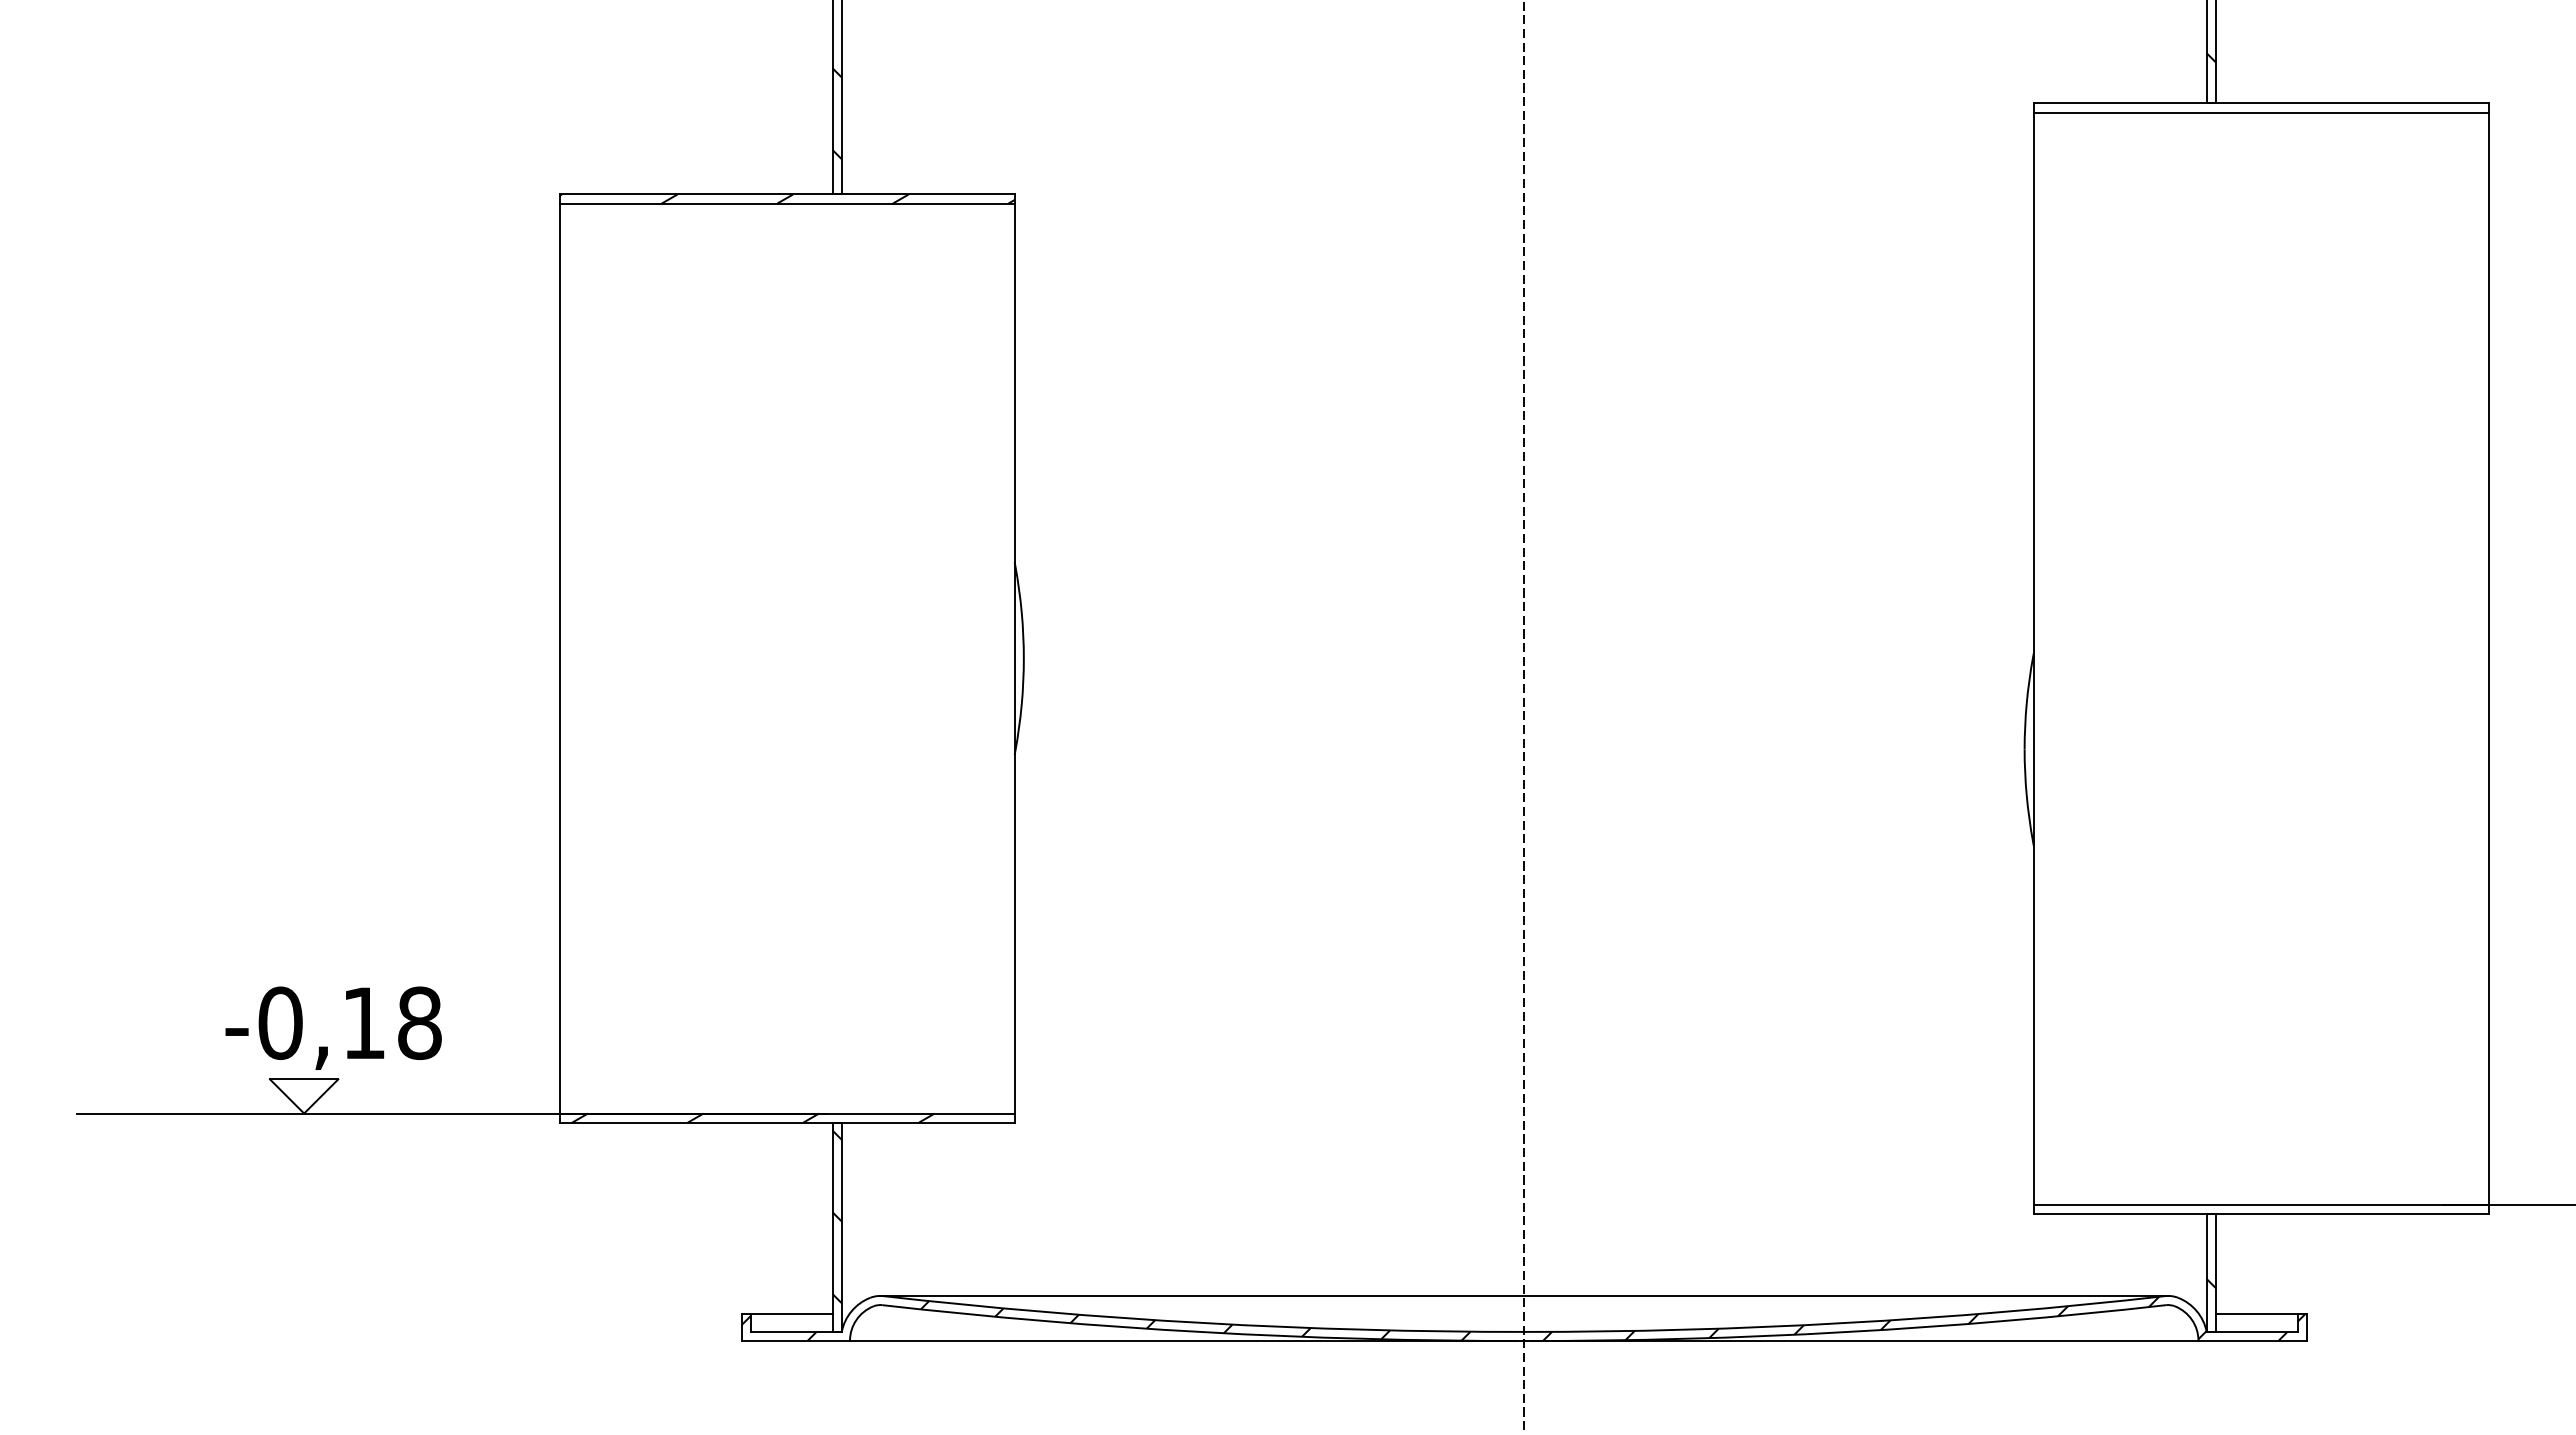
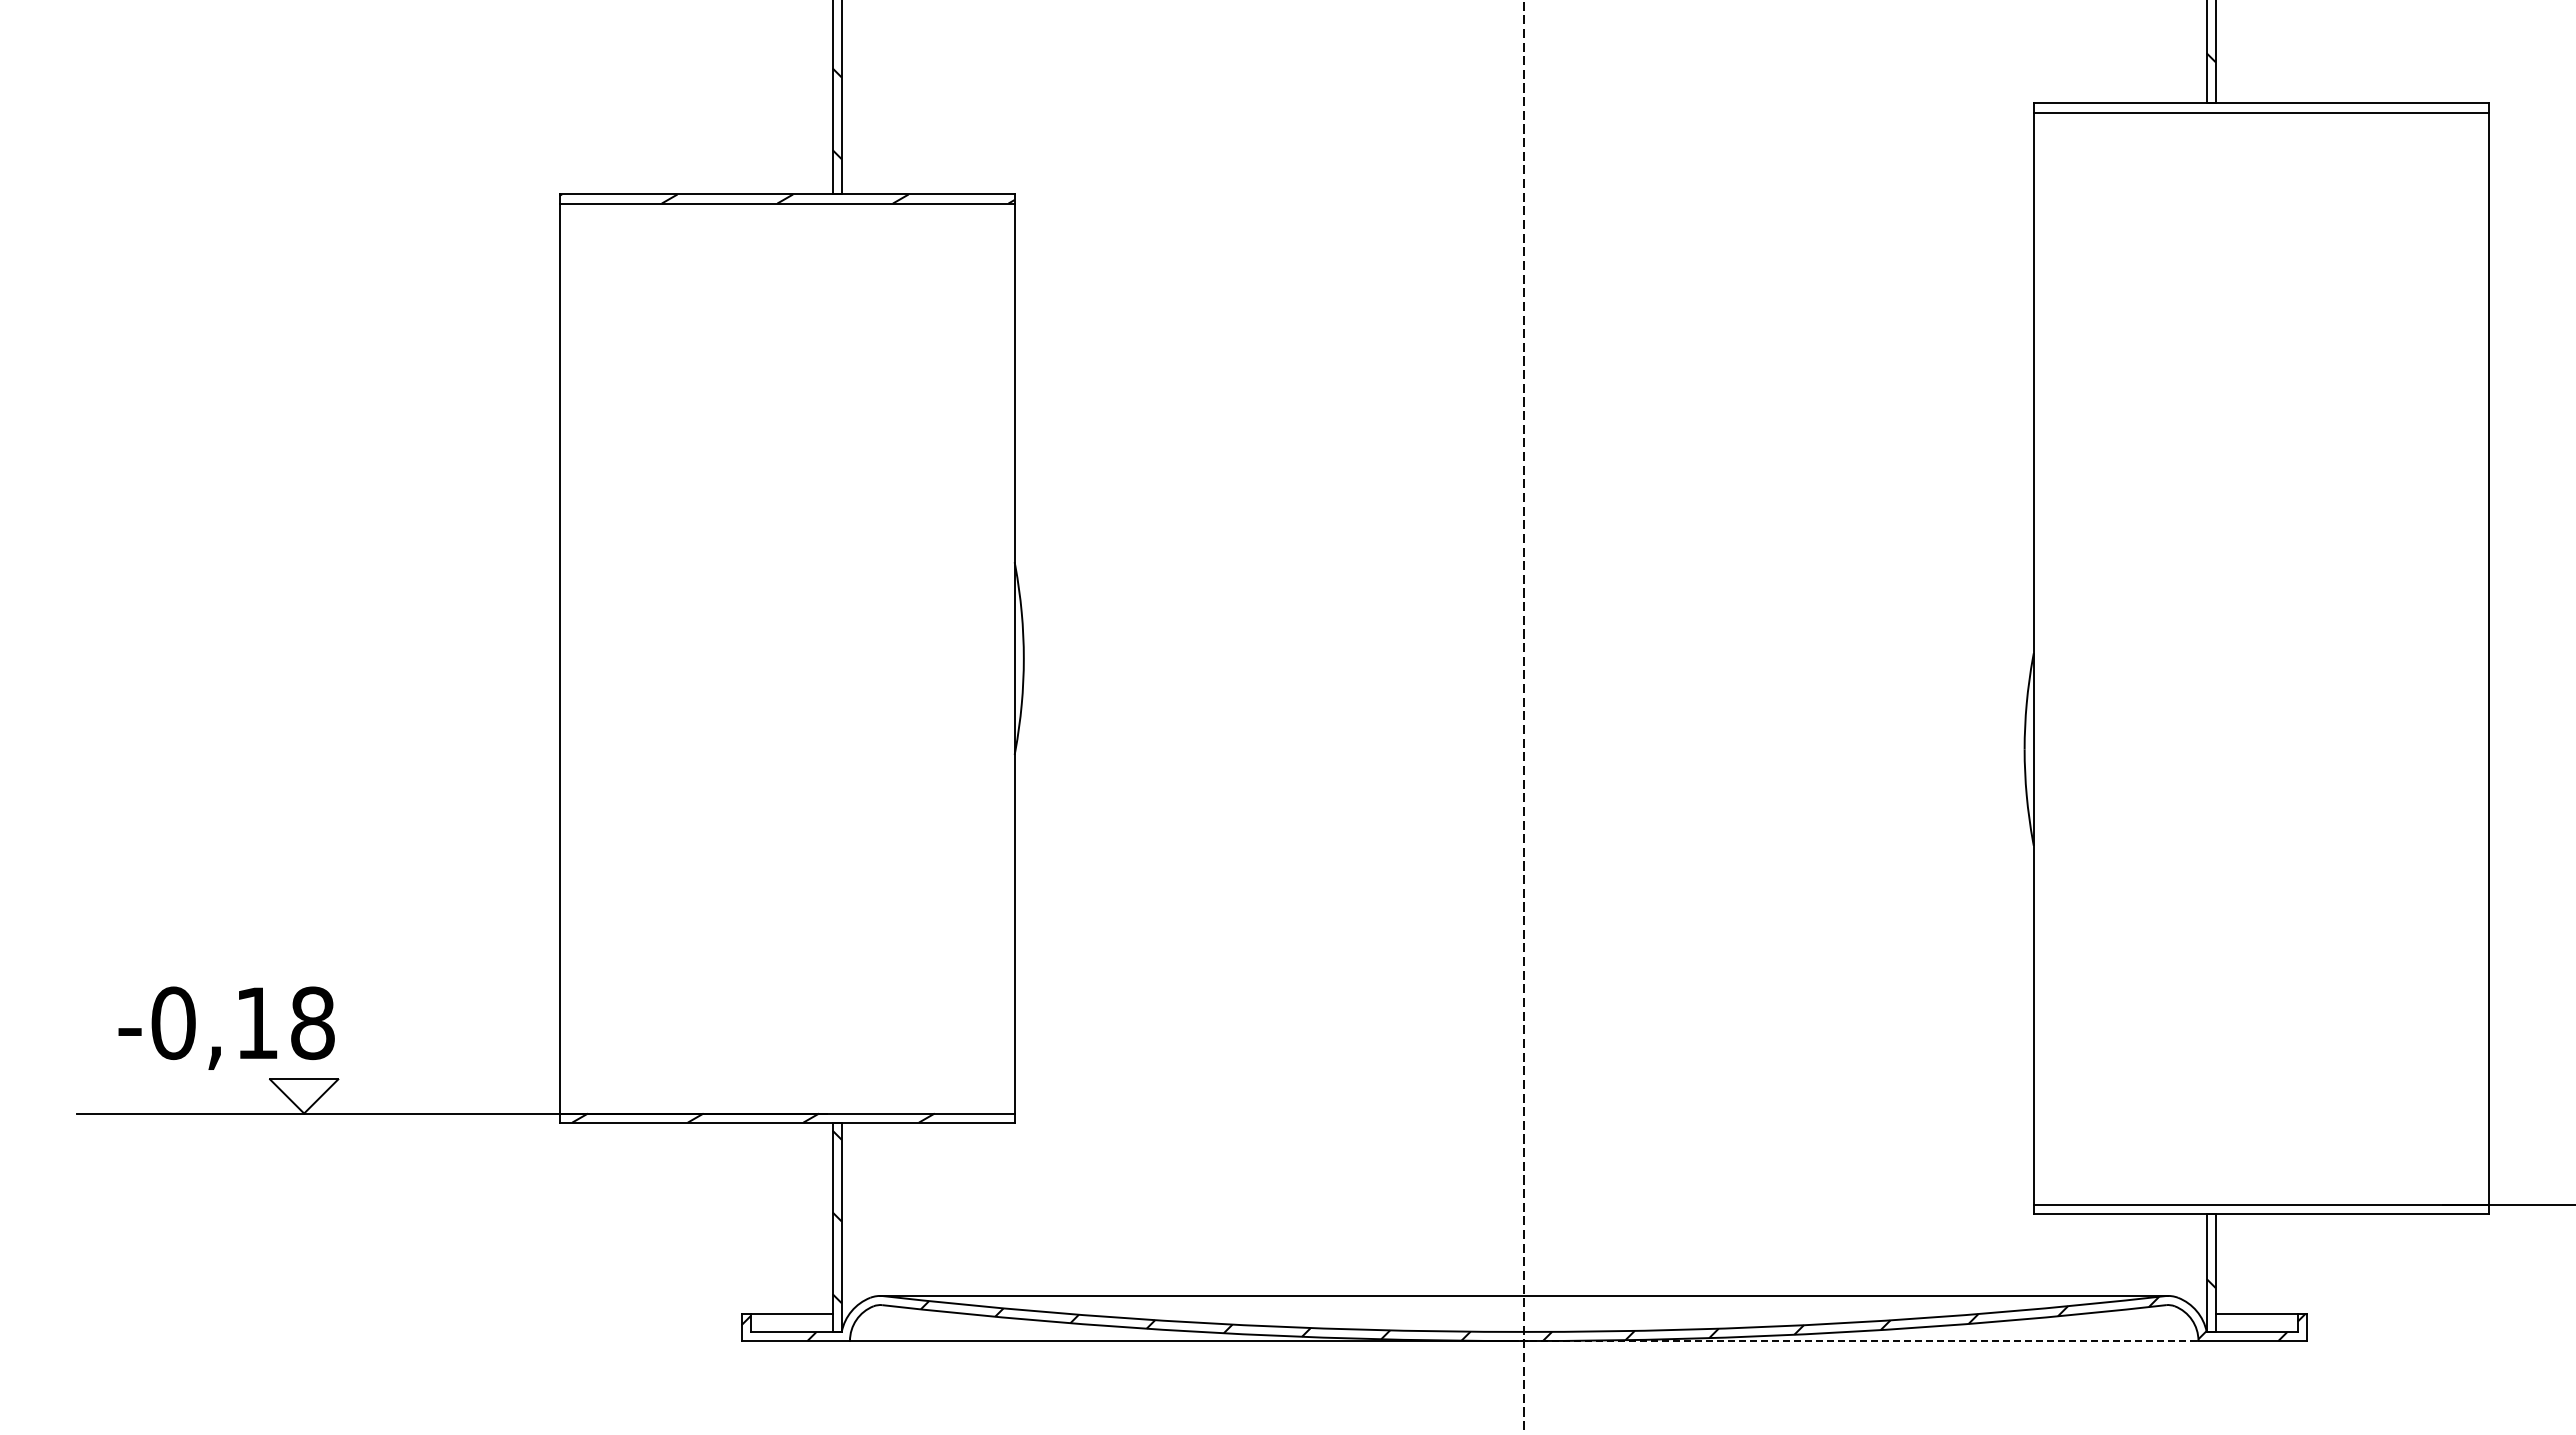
text position: (333, 1027) -> (226, 1027) (226, 1027)
line: solid -> dashed (1864, 1341)
